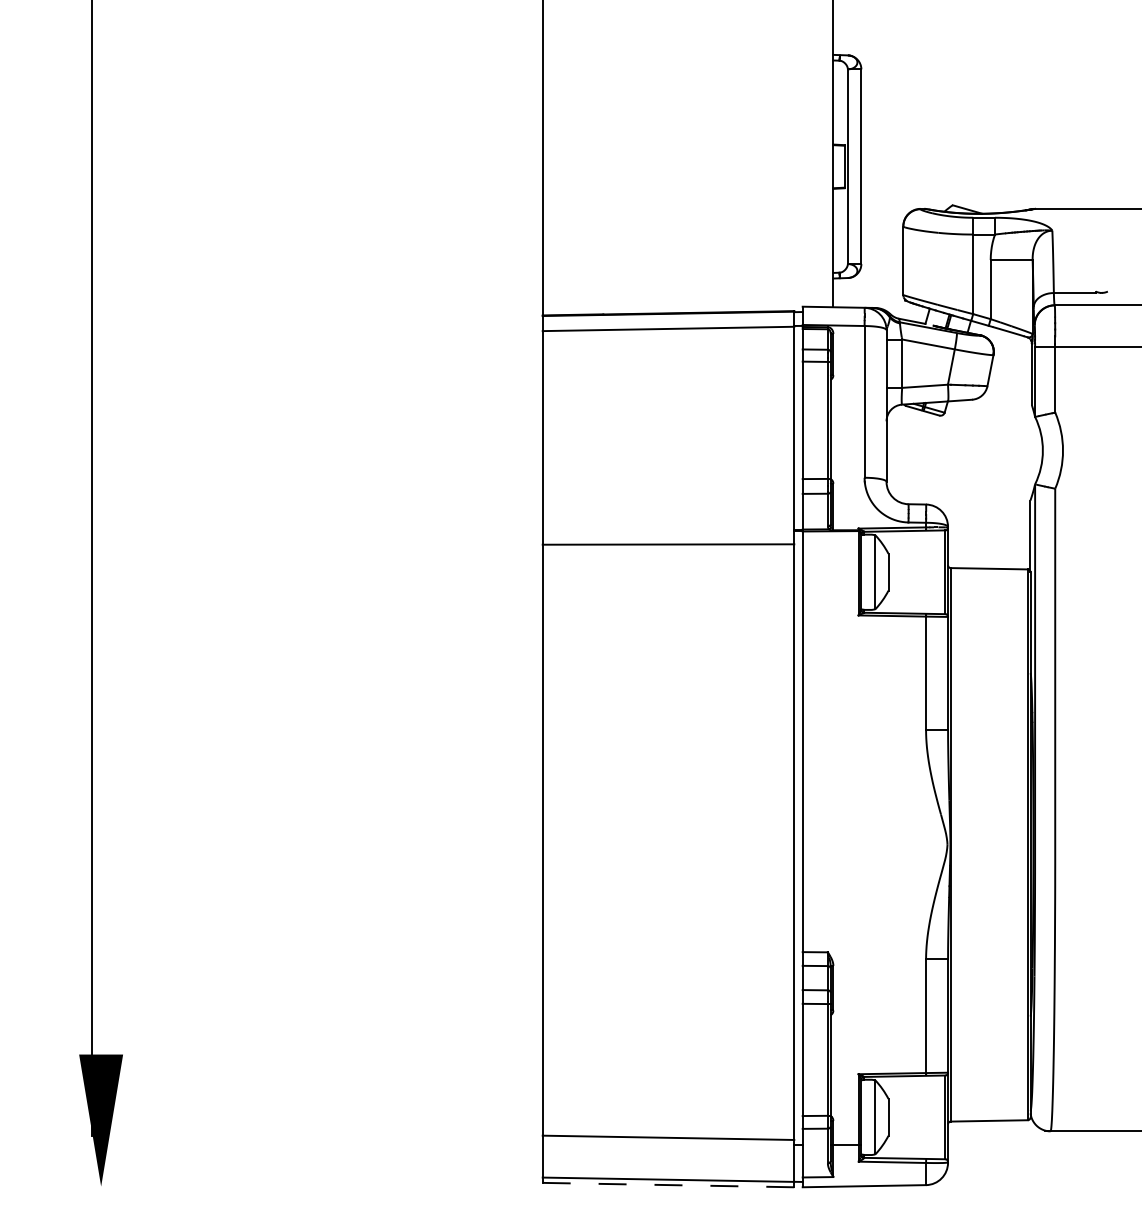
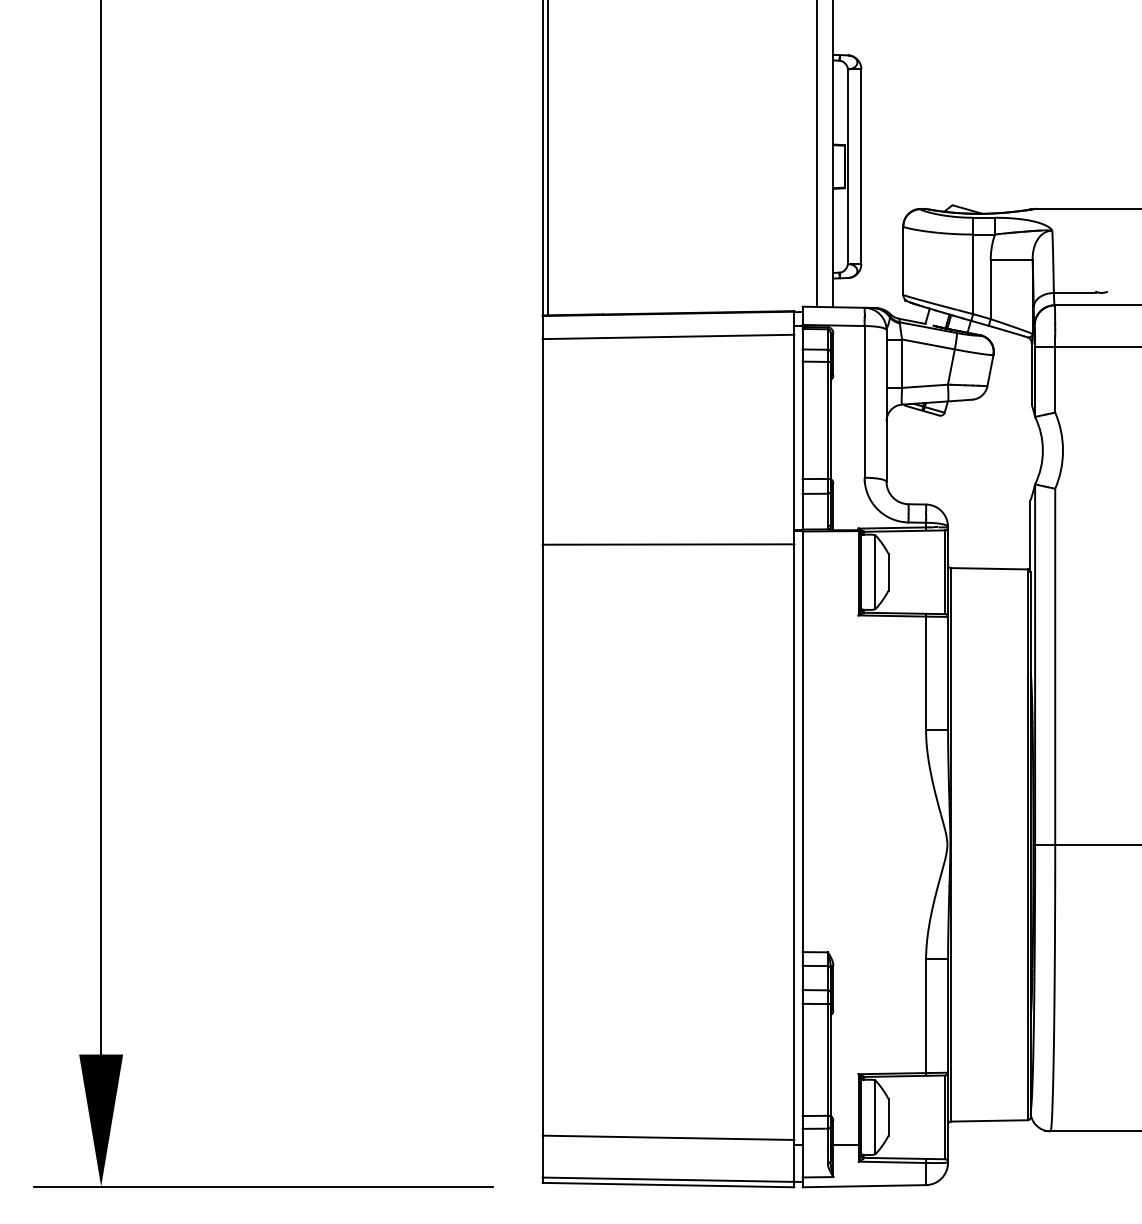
line: none -> present (816, 154)
line: none -> present (548, 158)
line position: (668, 328) -> (668, 336) (668, 336)
line position: (92, 569) -> (101, 569) (101, 569)
line: none -> present (1086, 844)
line: dashed -> solid (668, 1185)
line: none -> present (263, 1186)
